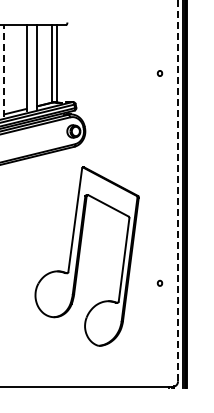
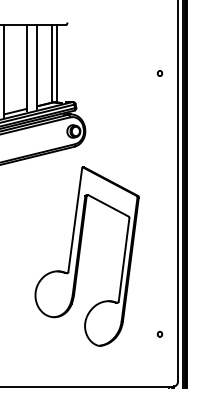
line: dashed -> solid (4, 71)
line: dashed -> solid (178, 190)
part position: (159, 282) -> (159, 333) (159, 333)
